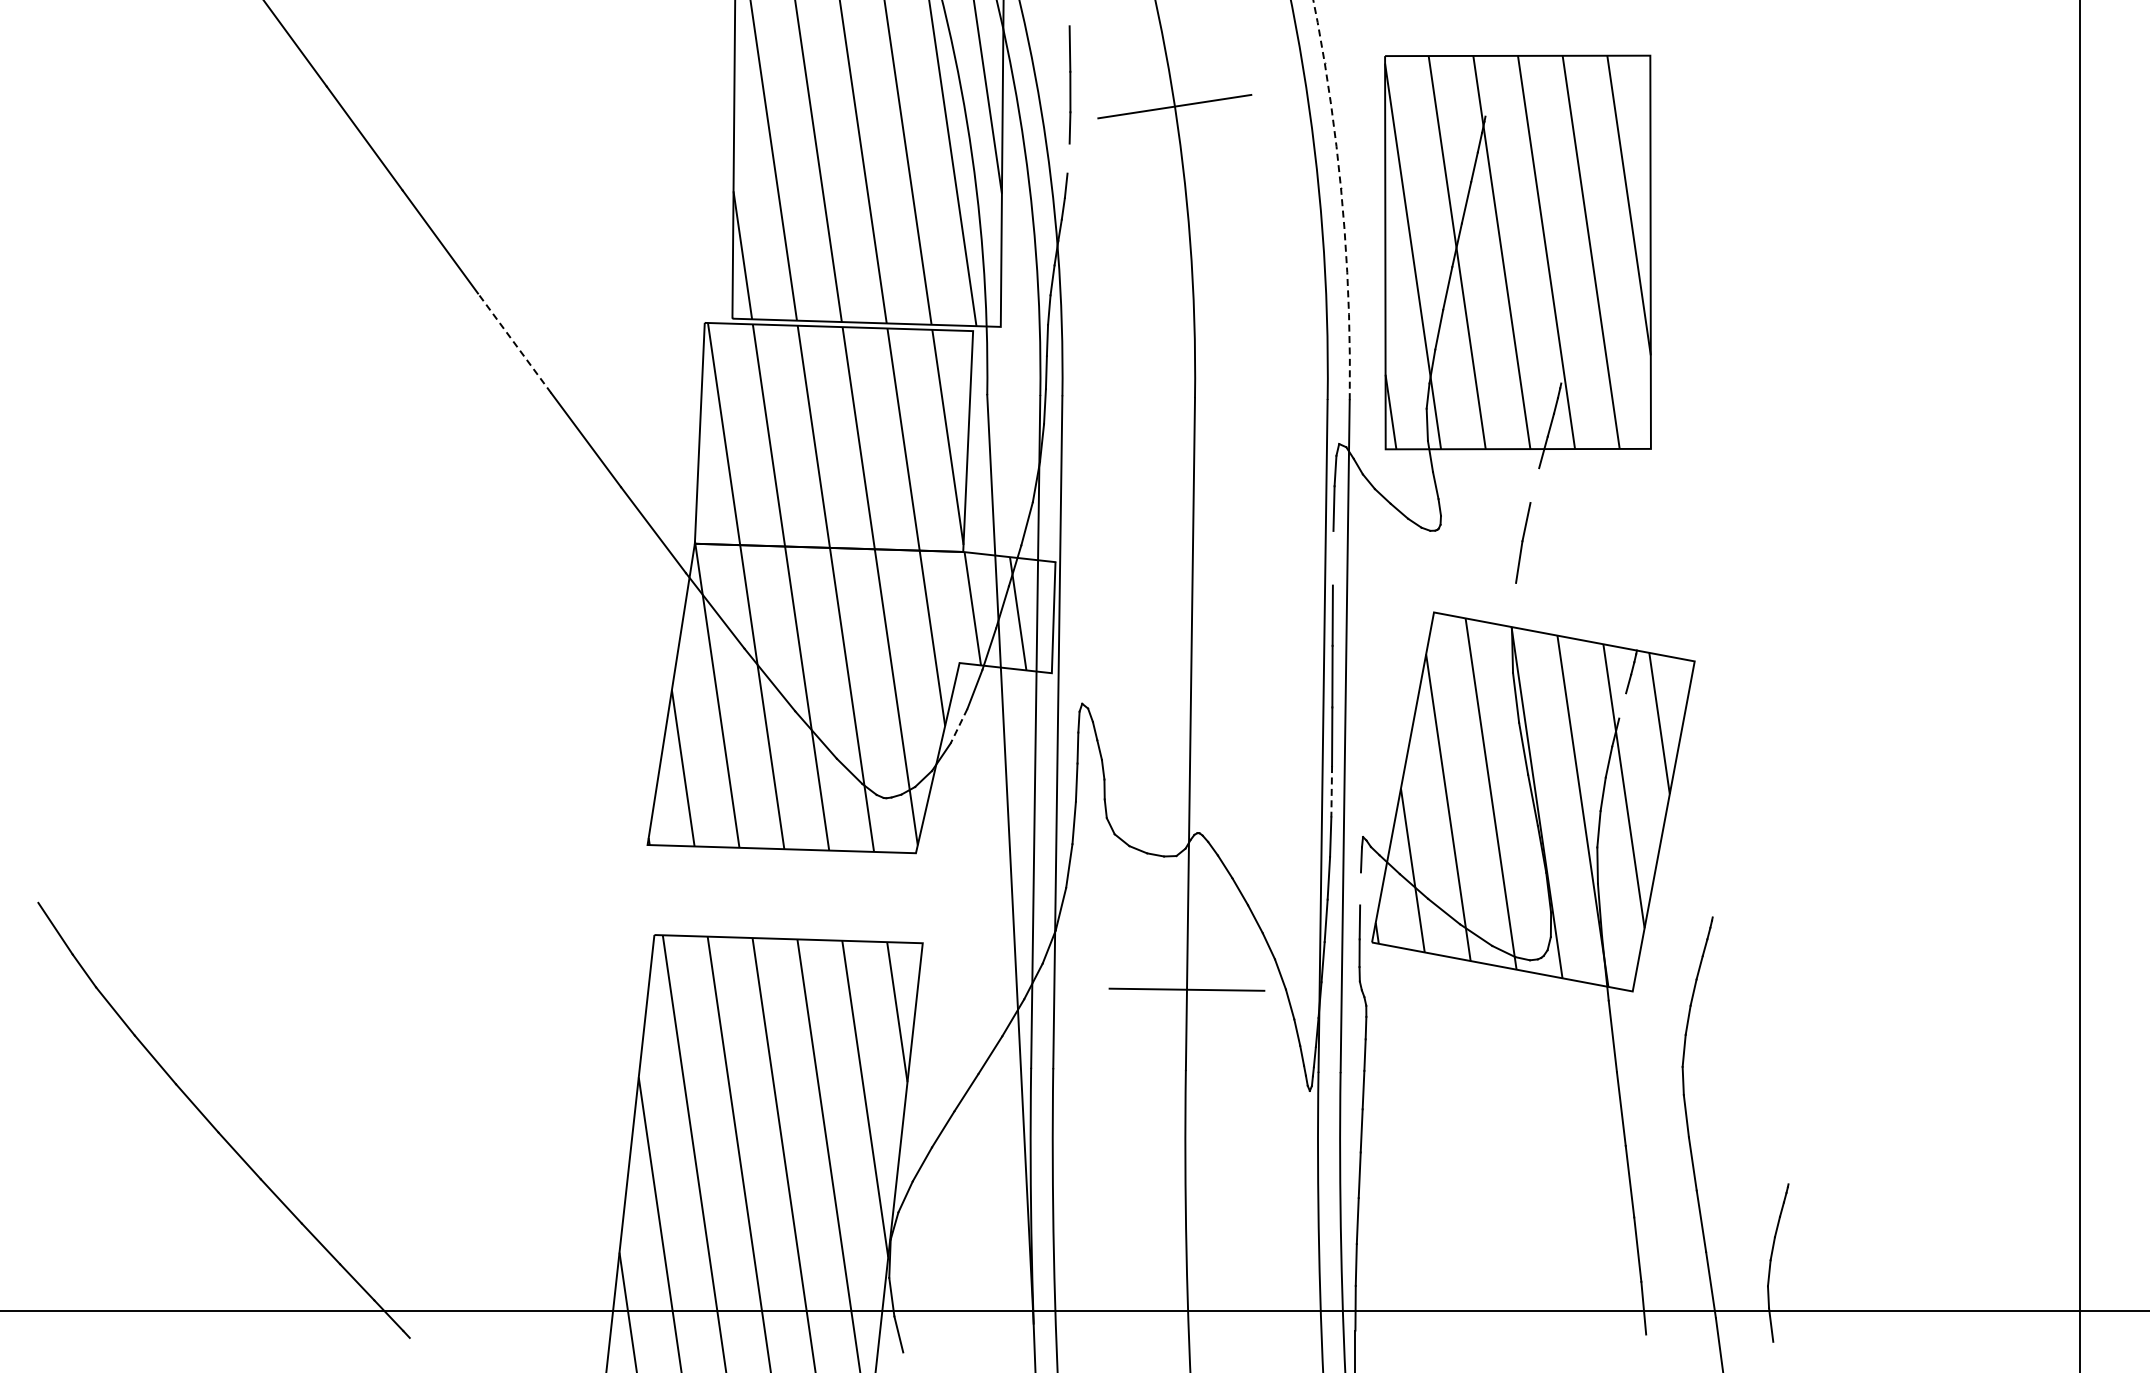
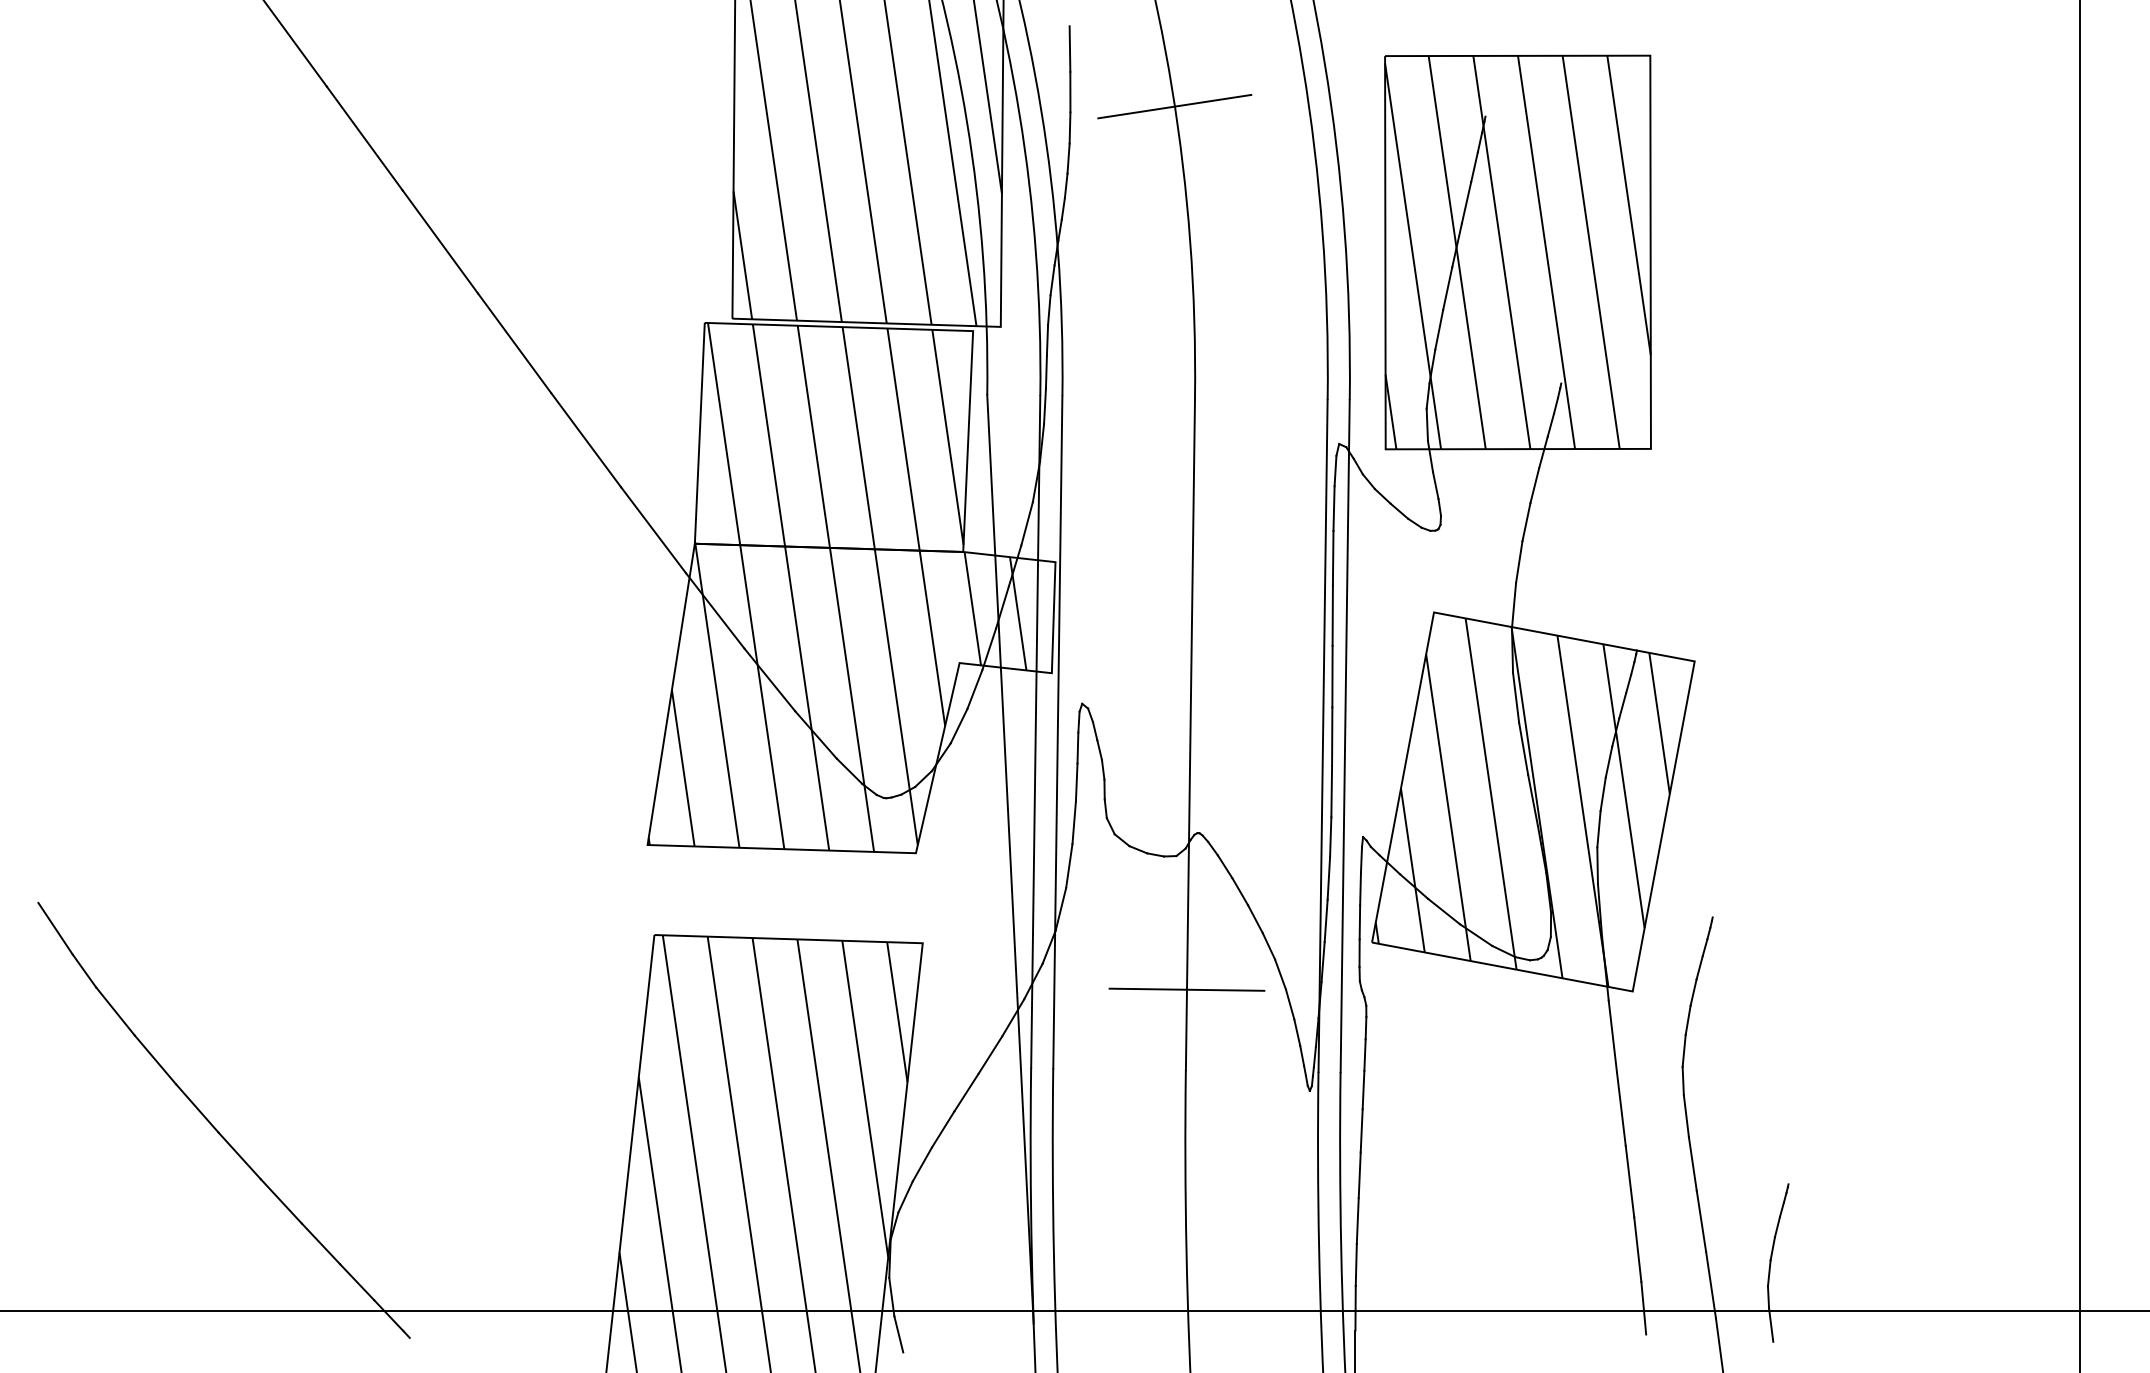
line: none -> present (1068, 158)
arc: dashed -> solid (1341, 198)
line: dashed -> solid (514, 343)
line: none -> present (1534, 485)
line: none -> present (1332, 557)
line: none -> present (1514, 605)
line: none -> present (1622, 705)
line: dashed -> solid (958, 726)
line: dashed -> solid (1331, 791)
line: none -> present (1360, 888)
